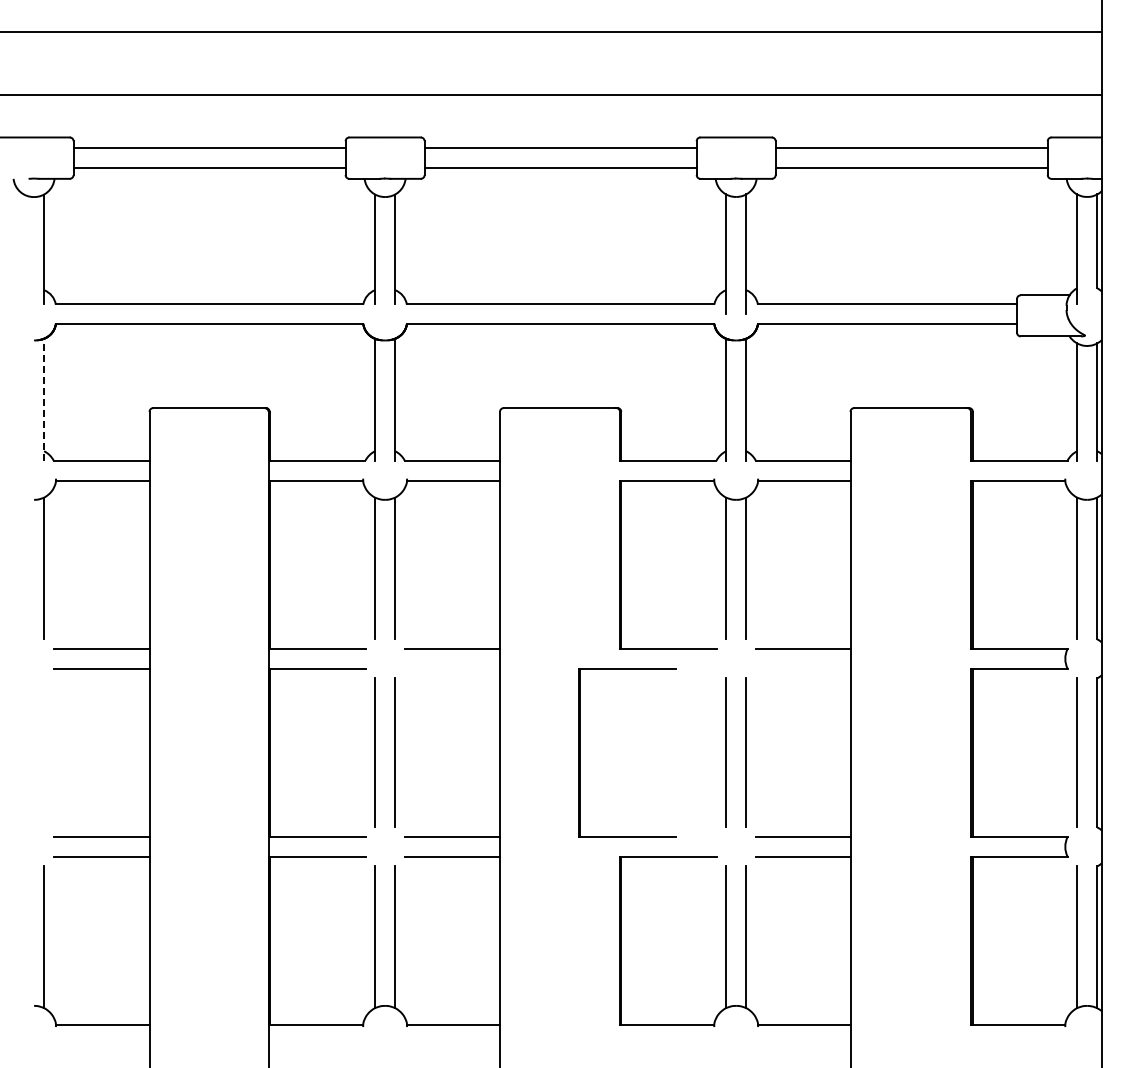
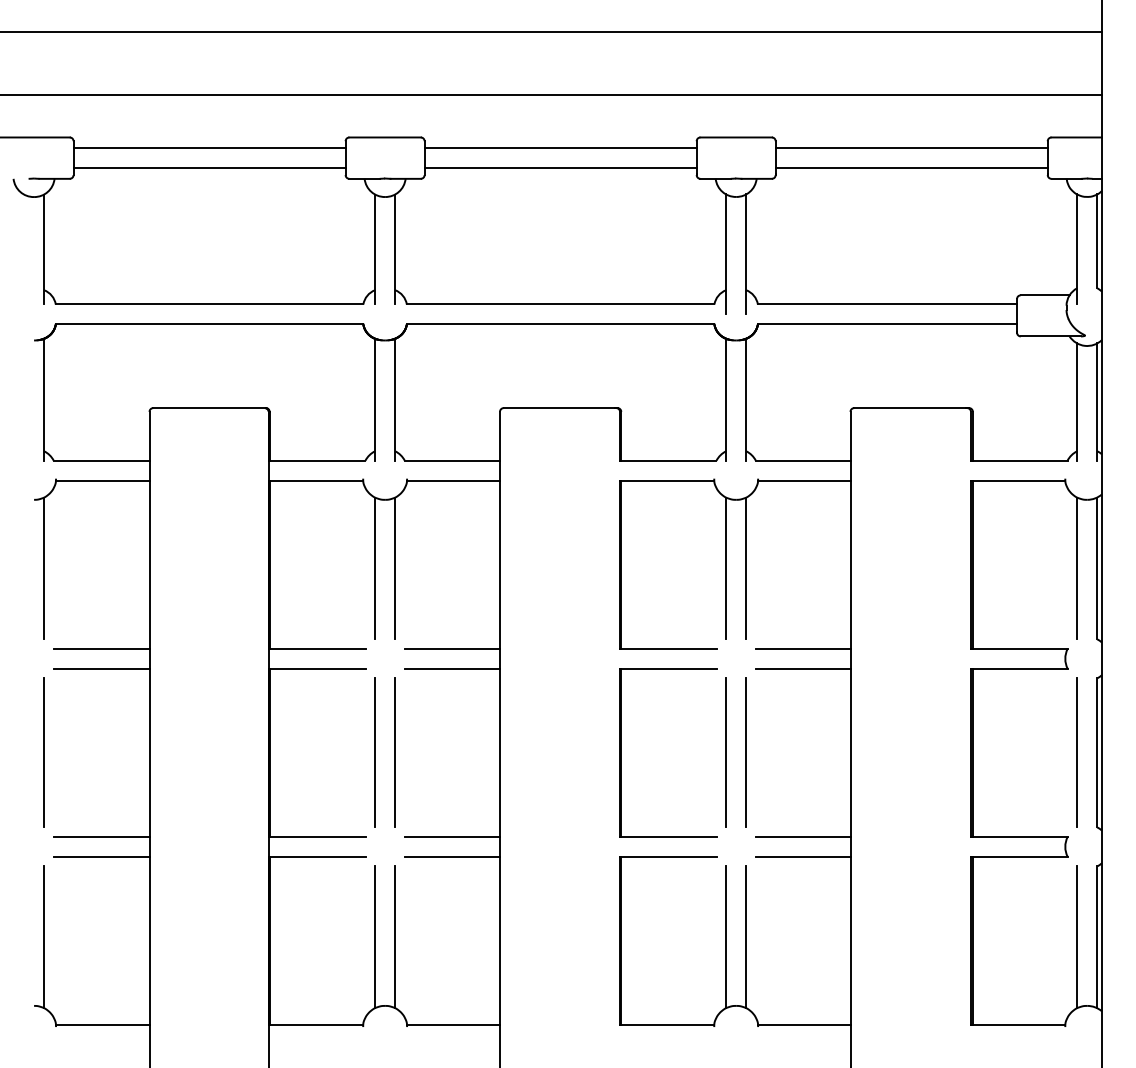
line: dashed -> solid (44, 399)
line: none -> present (452, 668)
line: none -> present (802, 668)
line: none -> present (43, 752)
part position: (580, 752) -> (621, 752) (621, 752)
